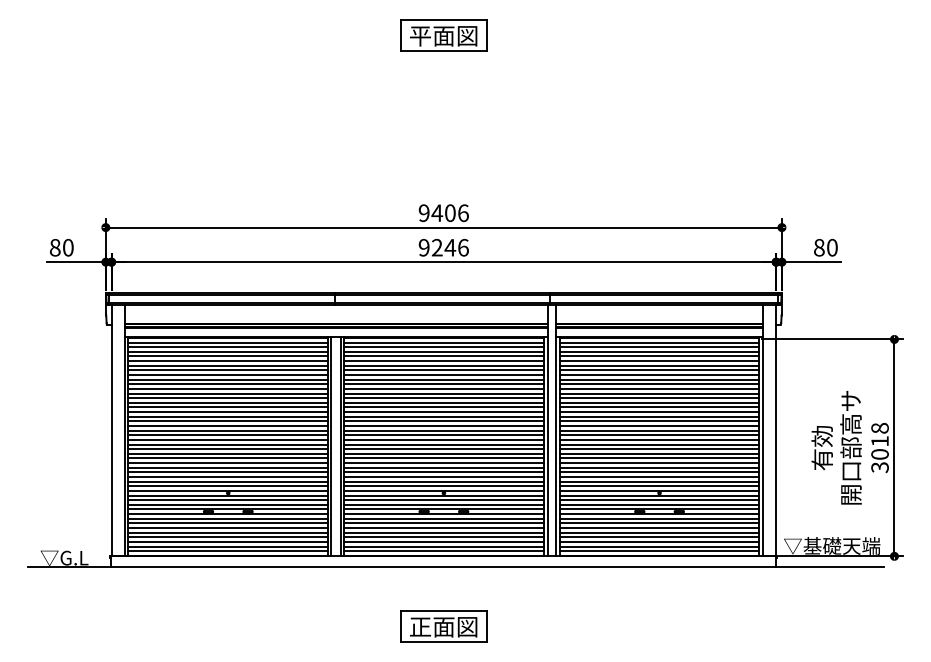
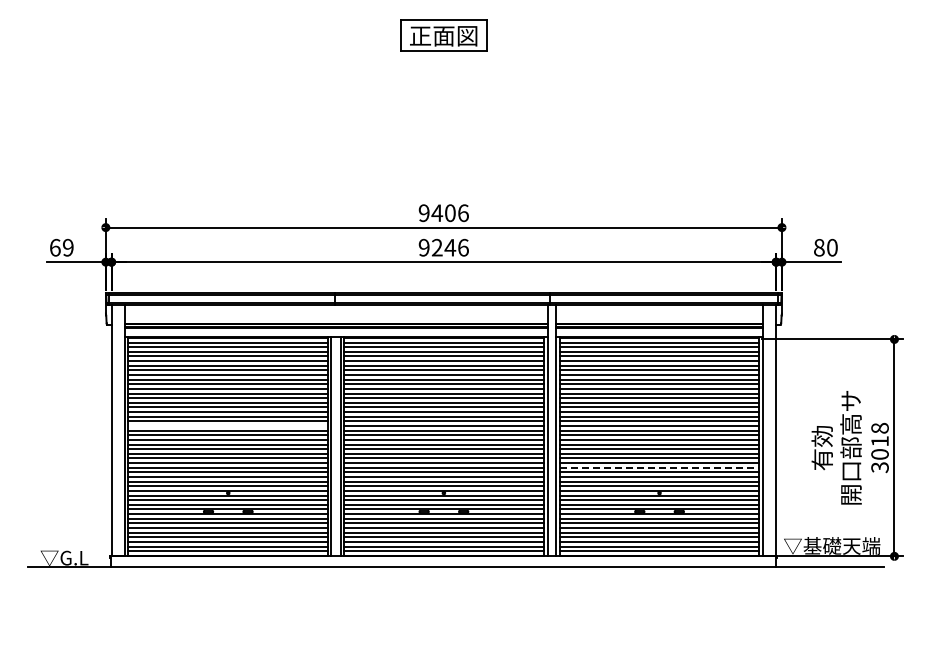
text: 平面図 -> 正面図 (420, 36)
text: 80 -> 69 (61, 247)
line: present -> none (228, 425)
line: solid -> dashed (659, 467)
part: present -> none (443, 626)
